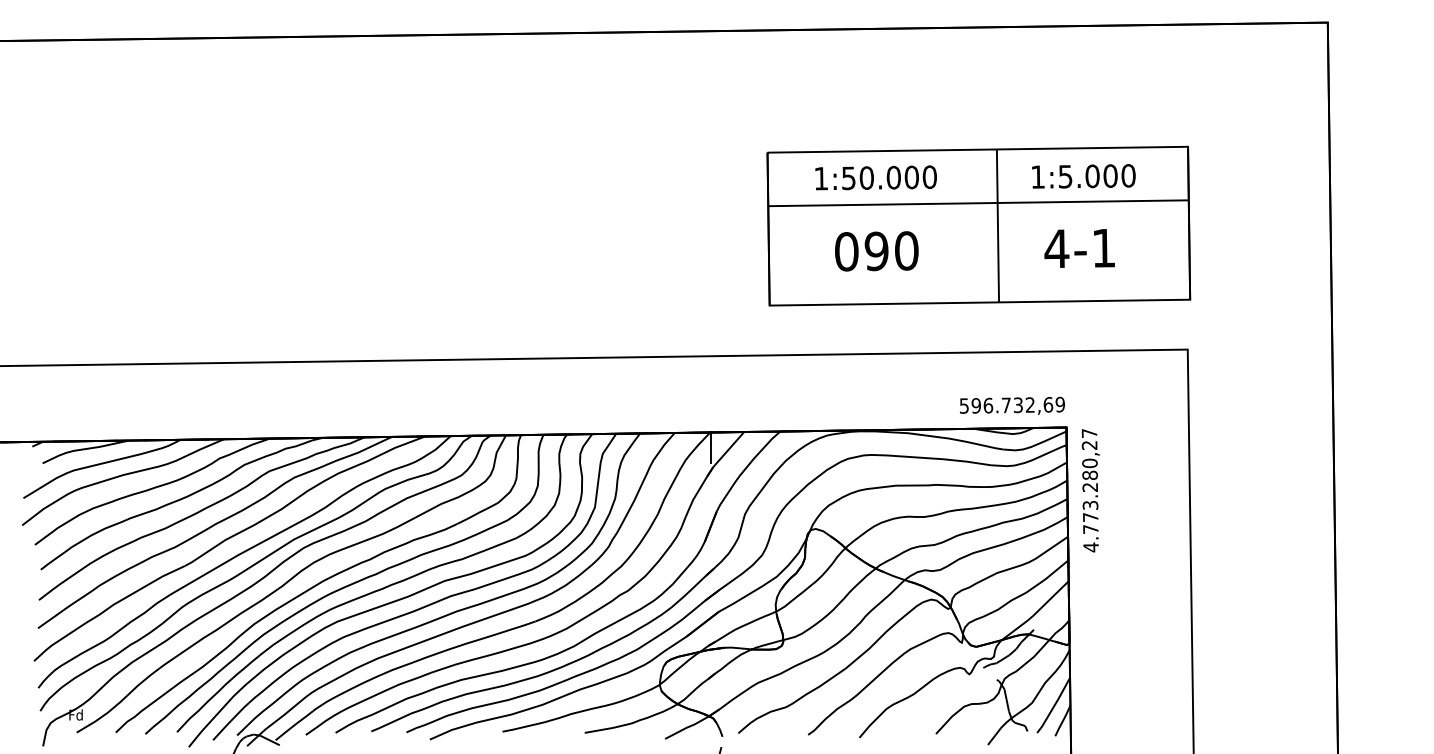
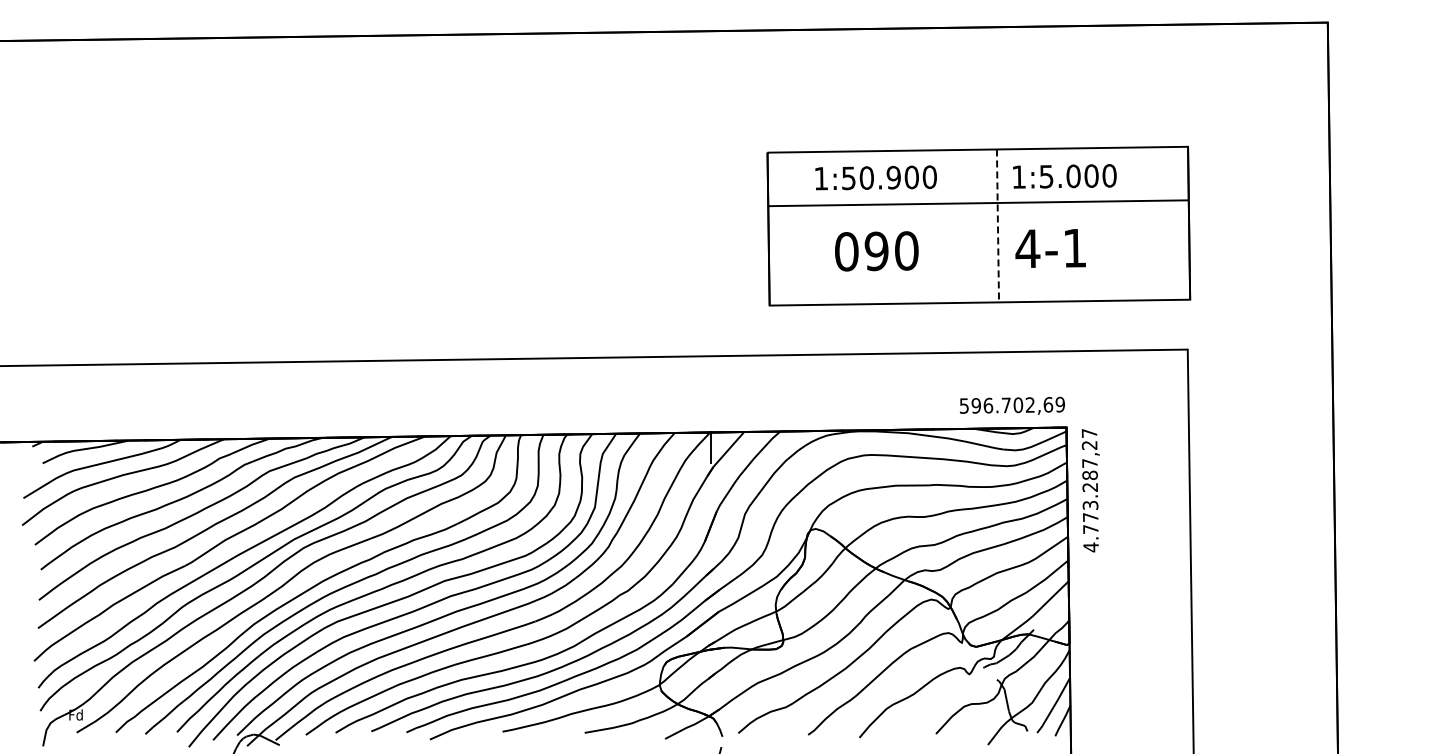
text position: (1083, 176) -> (1064, 176) (1064, 176)
text: 1:50.000 -> 1:50.900 (893, 177)
line: solid -> dashed (997, 226)
text position: (1079, 248) -> (1050, 248) (1050, 248)
text: 596.732,69 -> 596.702,69 (1018, 405)
text: 4.773.280,27 -> 4.773.287,27 (1089, 463)
